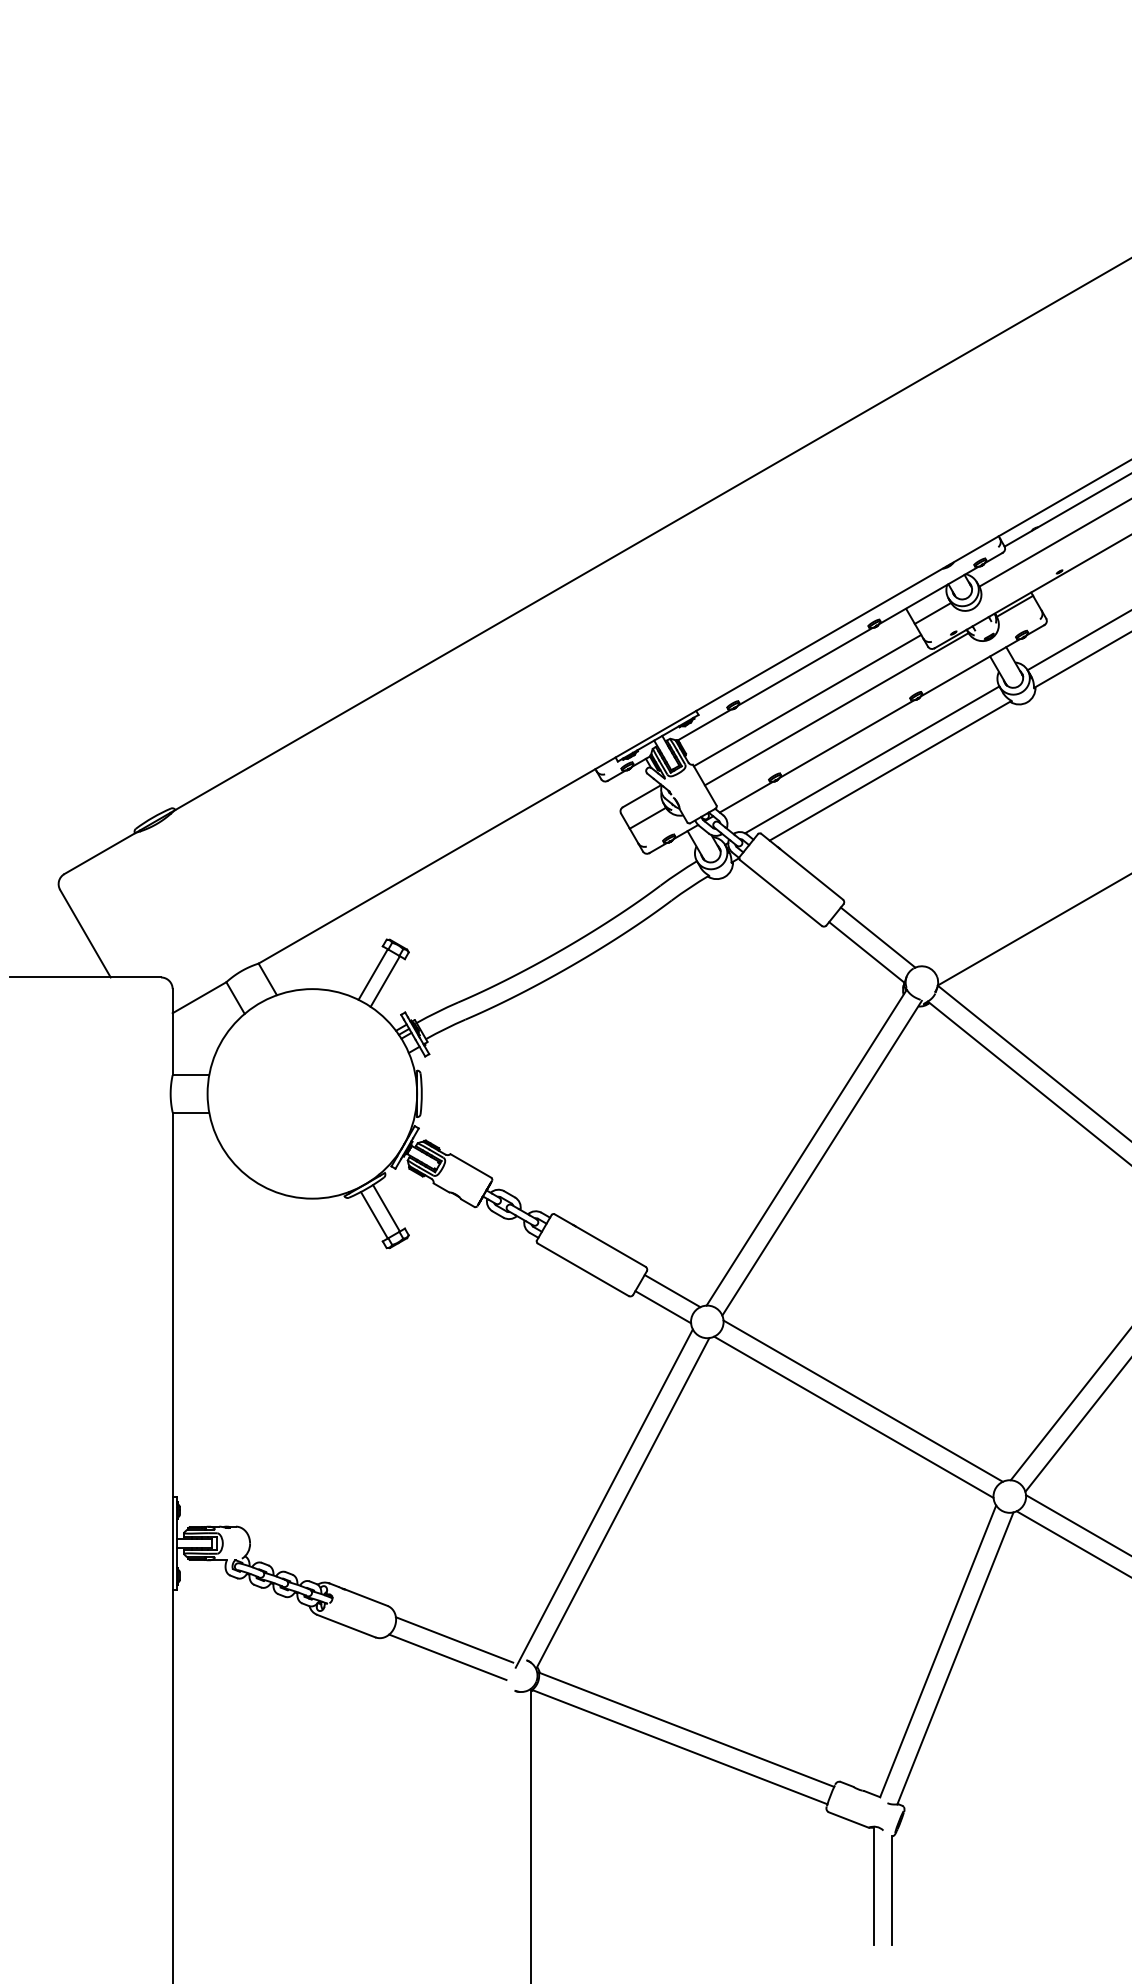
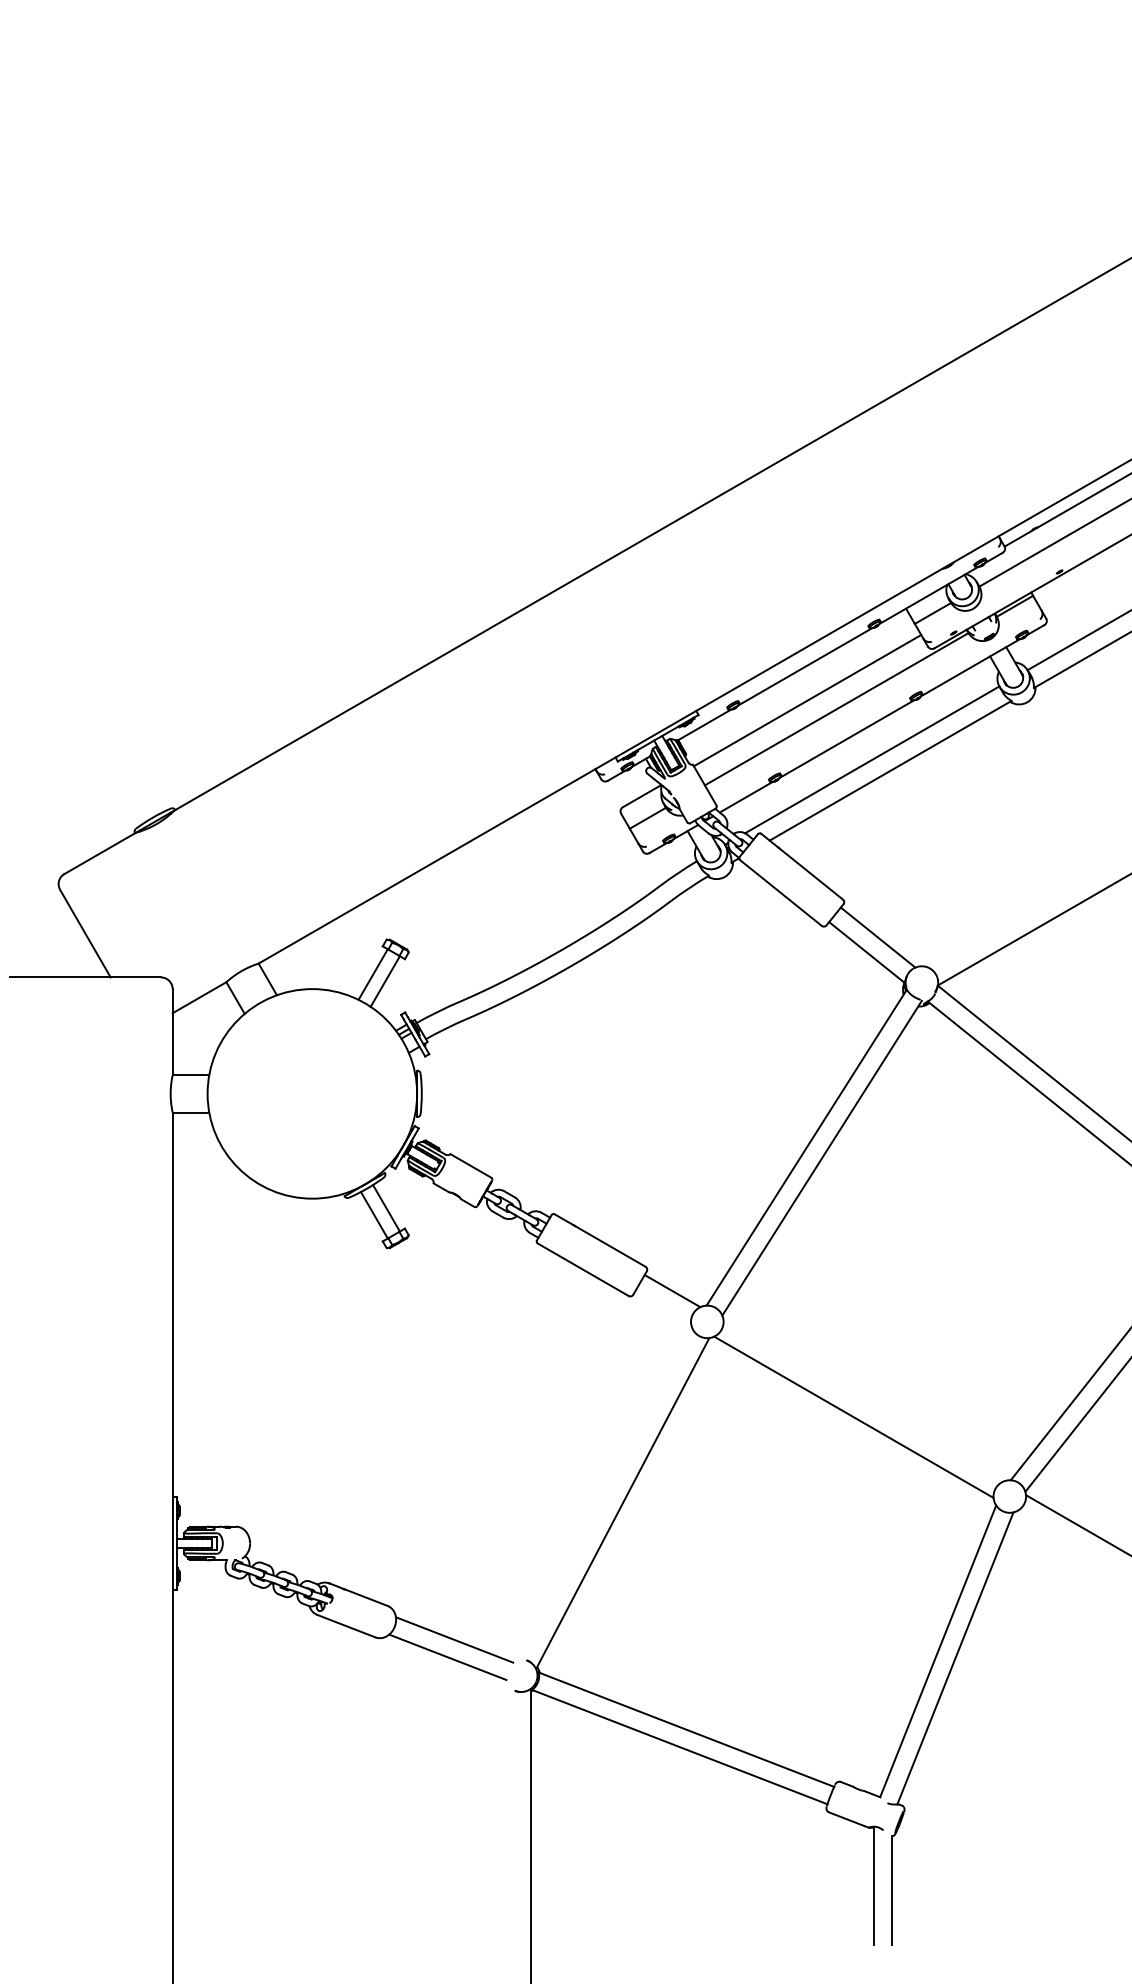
line: present -> none (663, 1307)
line: present -> none (862, 1400)
line: present -> none (603, 1498)
line: present -> none (1072, 1543)
